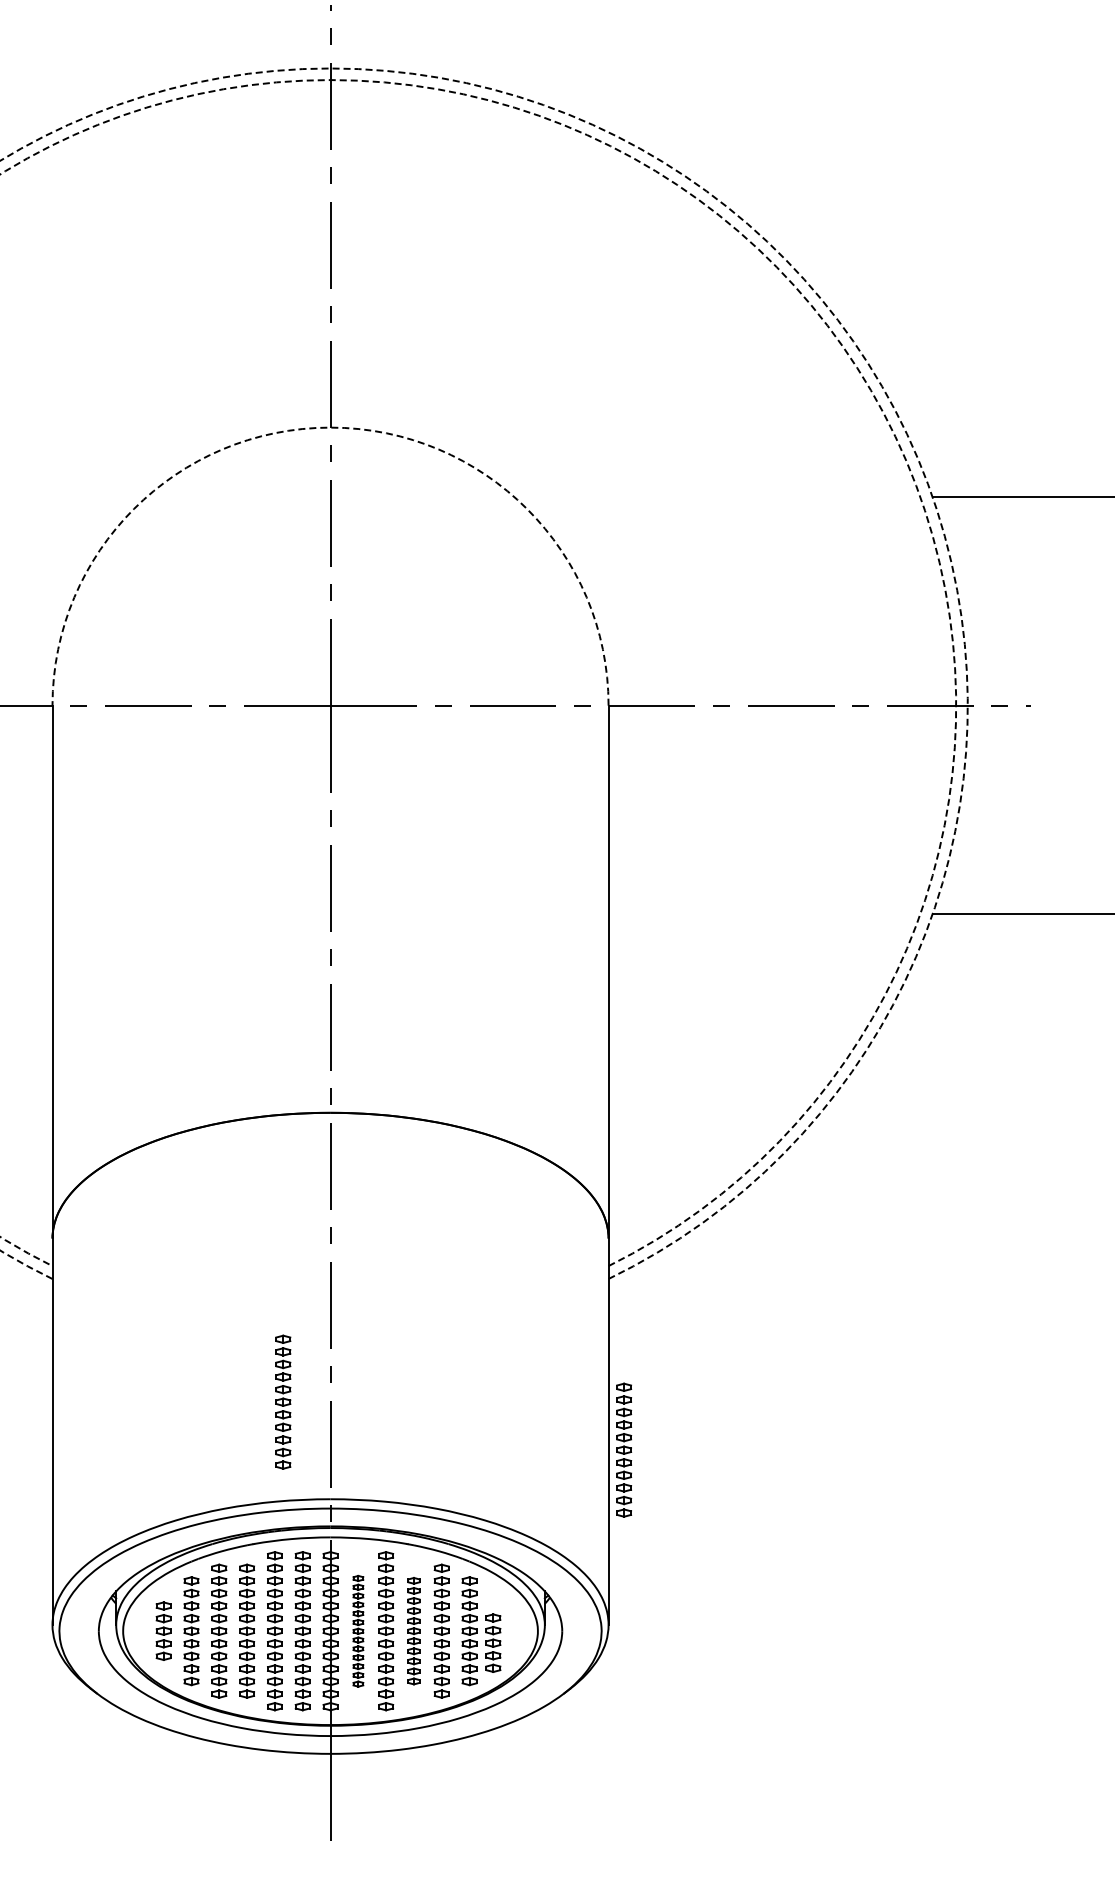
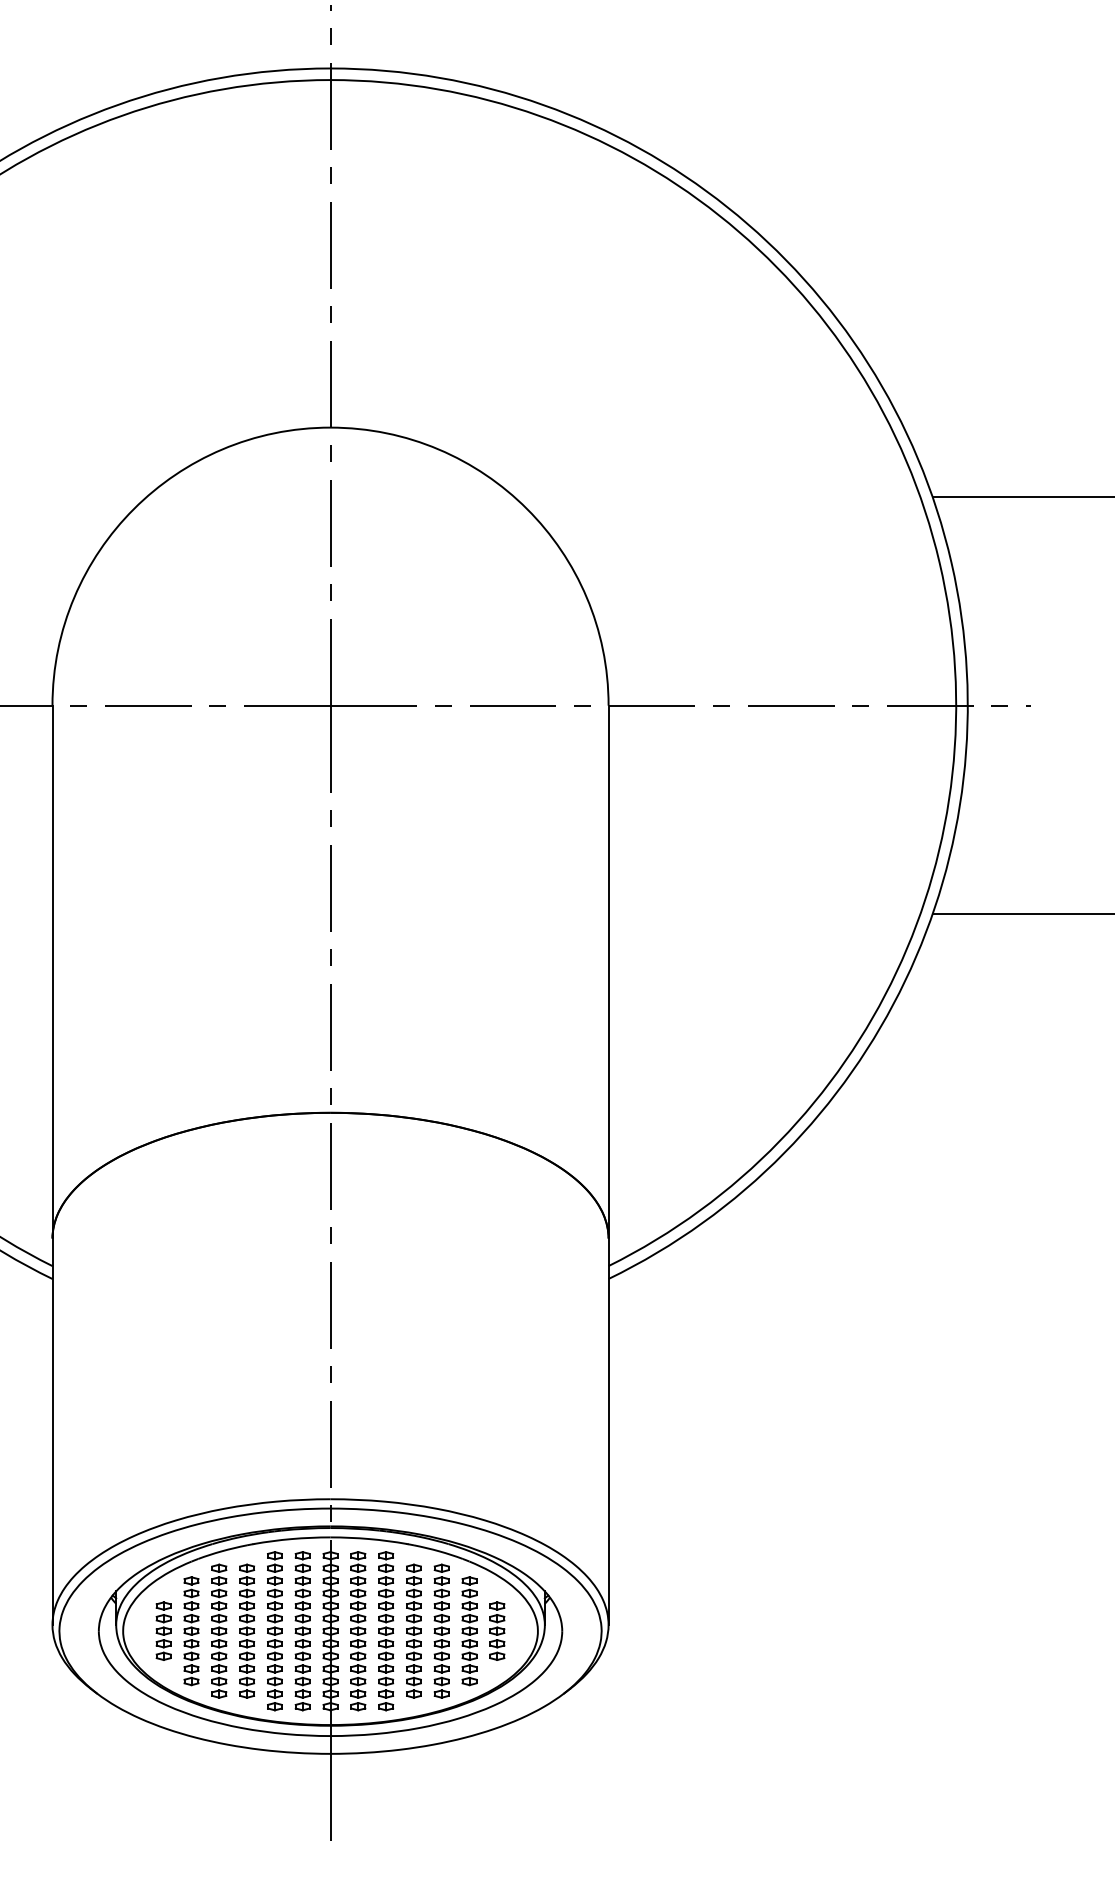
arc: dashed -> solid (861, 374)
arc: dashed -> solid (875, 375)
arc: dashed -> solid (330, 427)
part: present -> none (283, 1401)
part: present -> none (624, 1449)
part size: 13x114 px -> 17x161 px (358, 1631)
part size: 14x109 px -> 16x136 px (413, 1630)
part position: (493, 1642) -> (497, 1630) (497, 1630)
